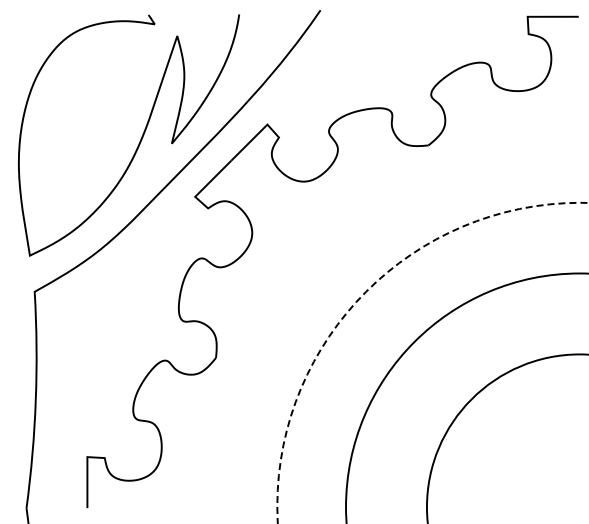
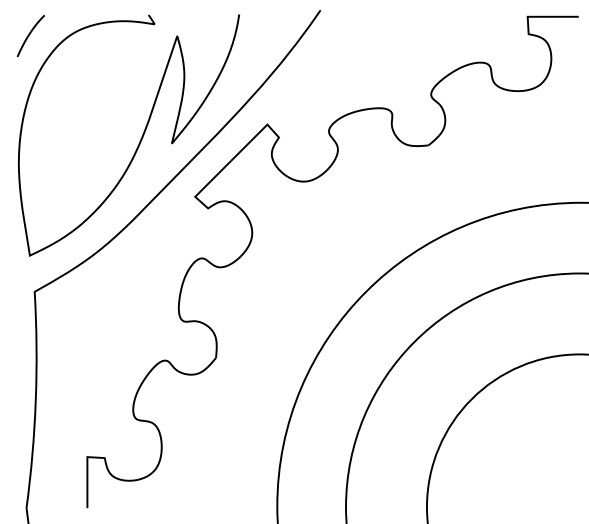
curve: none -> present (29, 36)
circle: dashed -> solid (432, 362)
